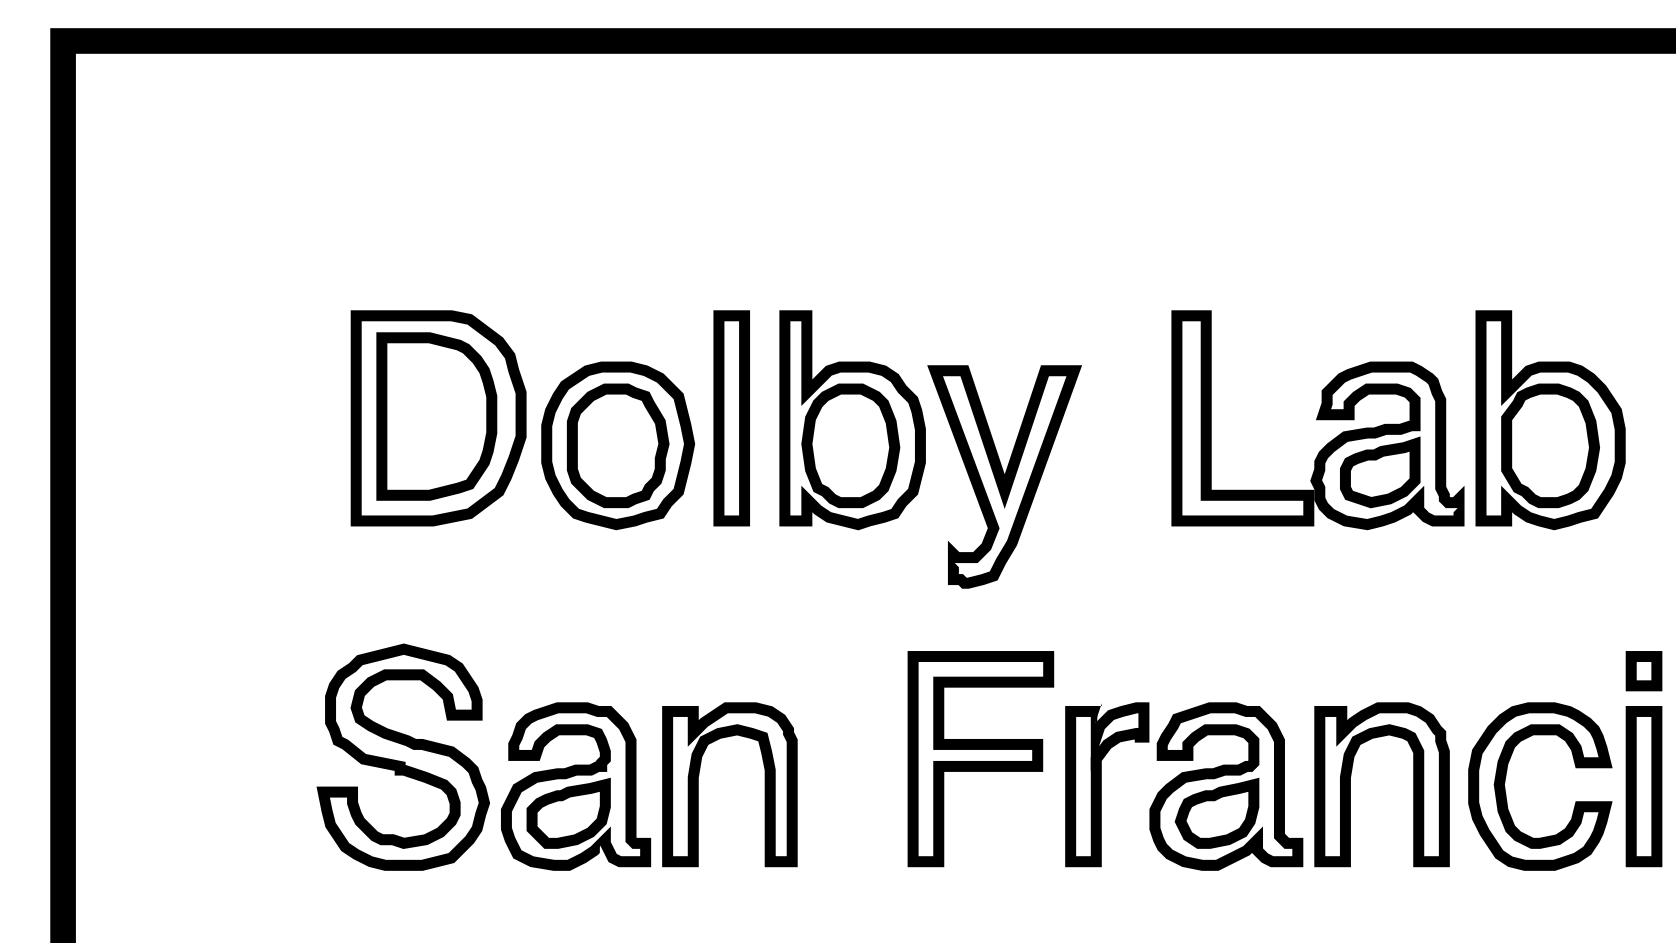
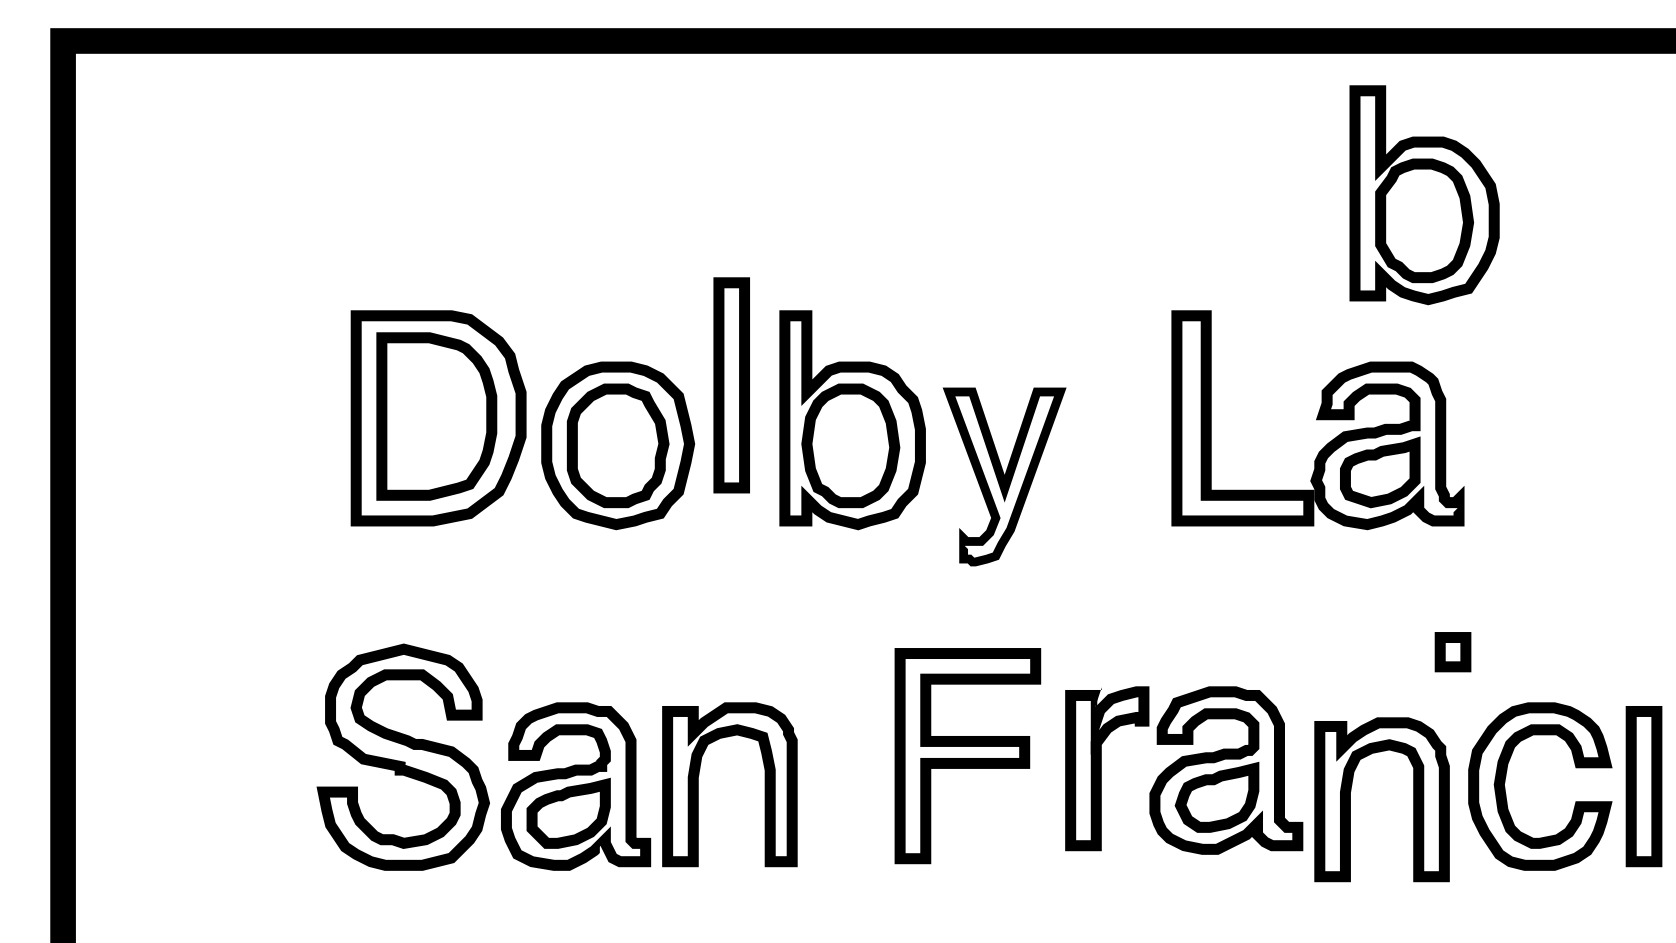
part position: (731, 418) -> (731, 385) (731, 385)
part position: (1550, 420) -> (1424, 195) (1424, 195)
part size: 155x224 px -> 124x180 px (1004, 476)
part position: (1643, 671) -> (1452, 652) (1452, 652)
part position: (980, 759) -> (967, 756) (967, 756)
part position: (1350, 784) -> (1350, 799) (1350, 799)
part position: (1184, 786) -> (1184, 770) (1184, 770)
